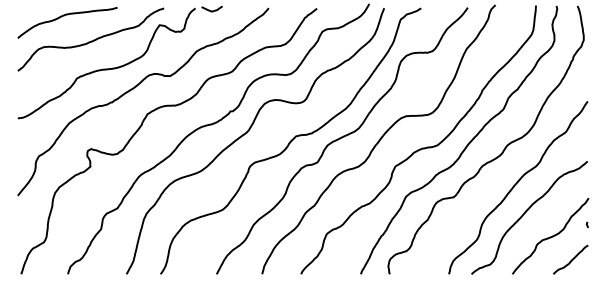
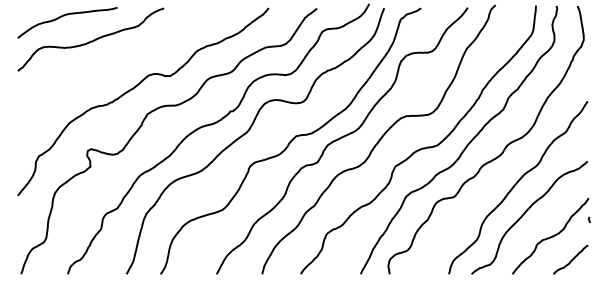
part: present -> none (119, 62)
line position: (586, 224) -> (588, 219) (588, 219)
